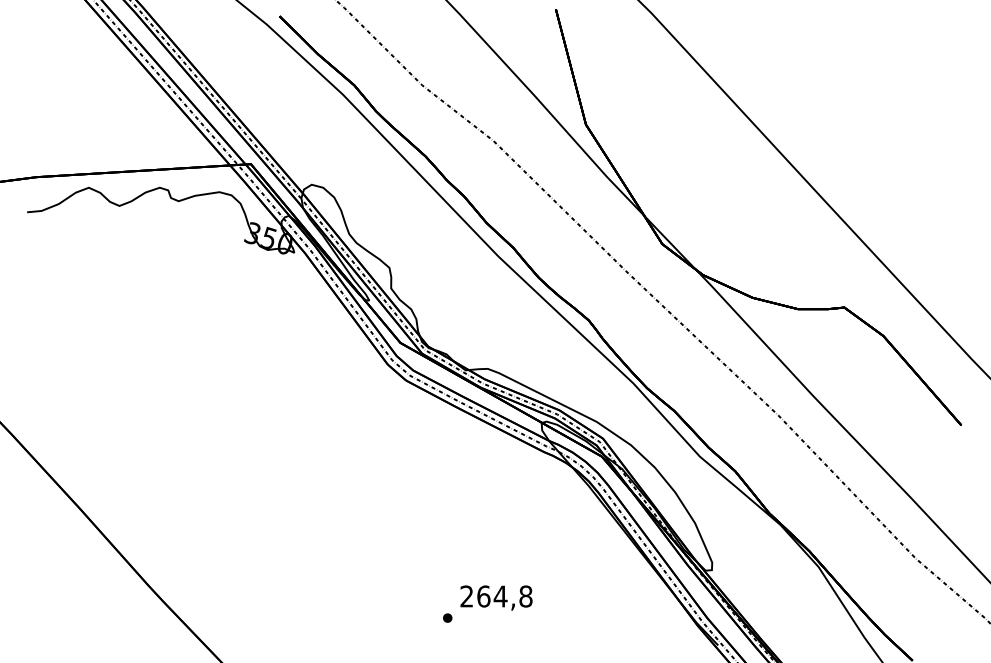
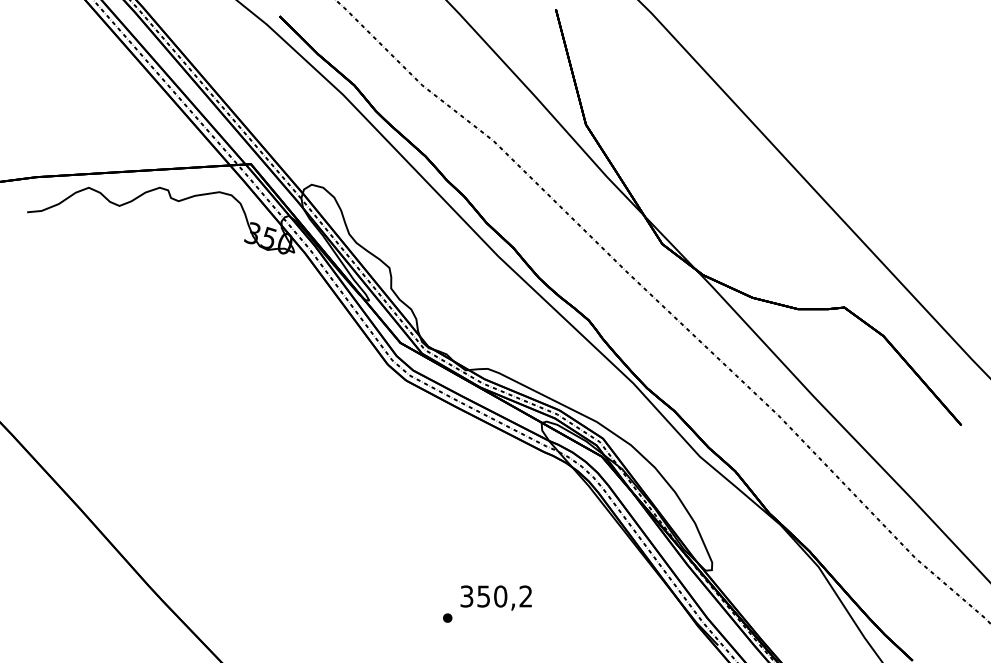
text: 264,8 -> 350,2 (496, 596)
